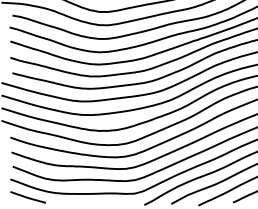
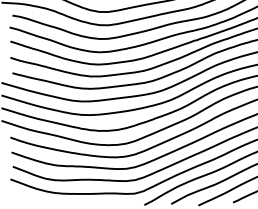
line: present -> none (27, 197)
